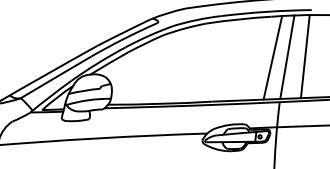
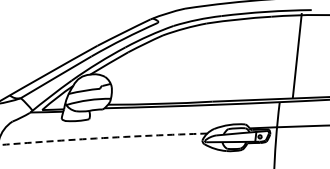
line: present -> none (287, 56)
line position: (304, 56) -> (296, 55) (296, 55)
line: present -> none (272, 57)
arc: solid -> dashed (103, 138)
